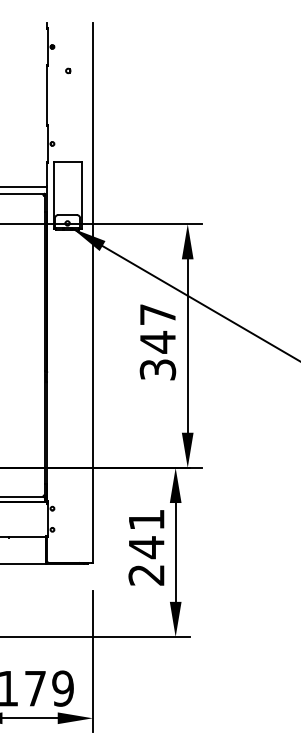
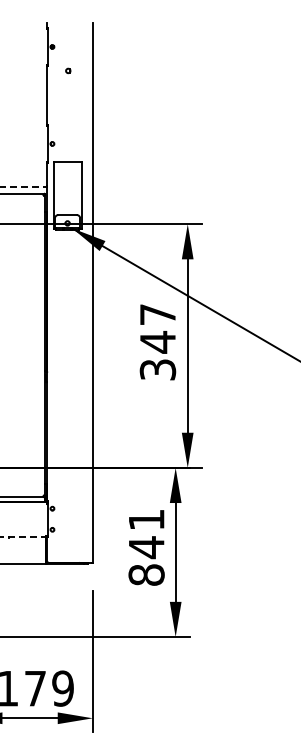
line: solid -> dashed (24, 187)
line: solid -> dashed (23, 537)
text: 241 -> 841 (146, 574)
